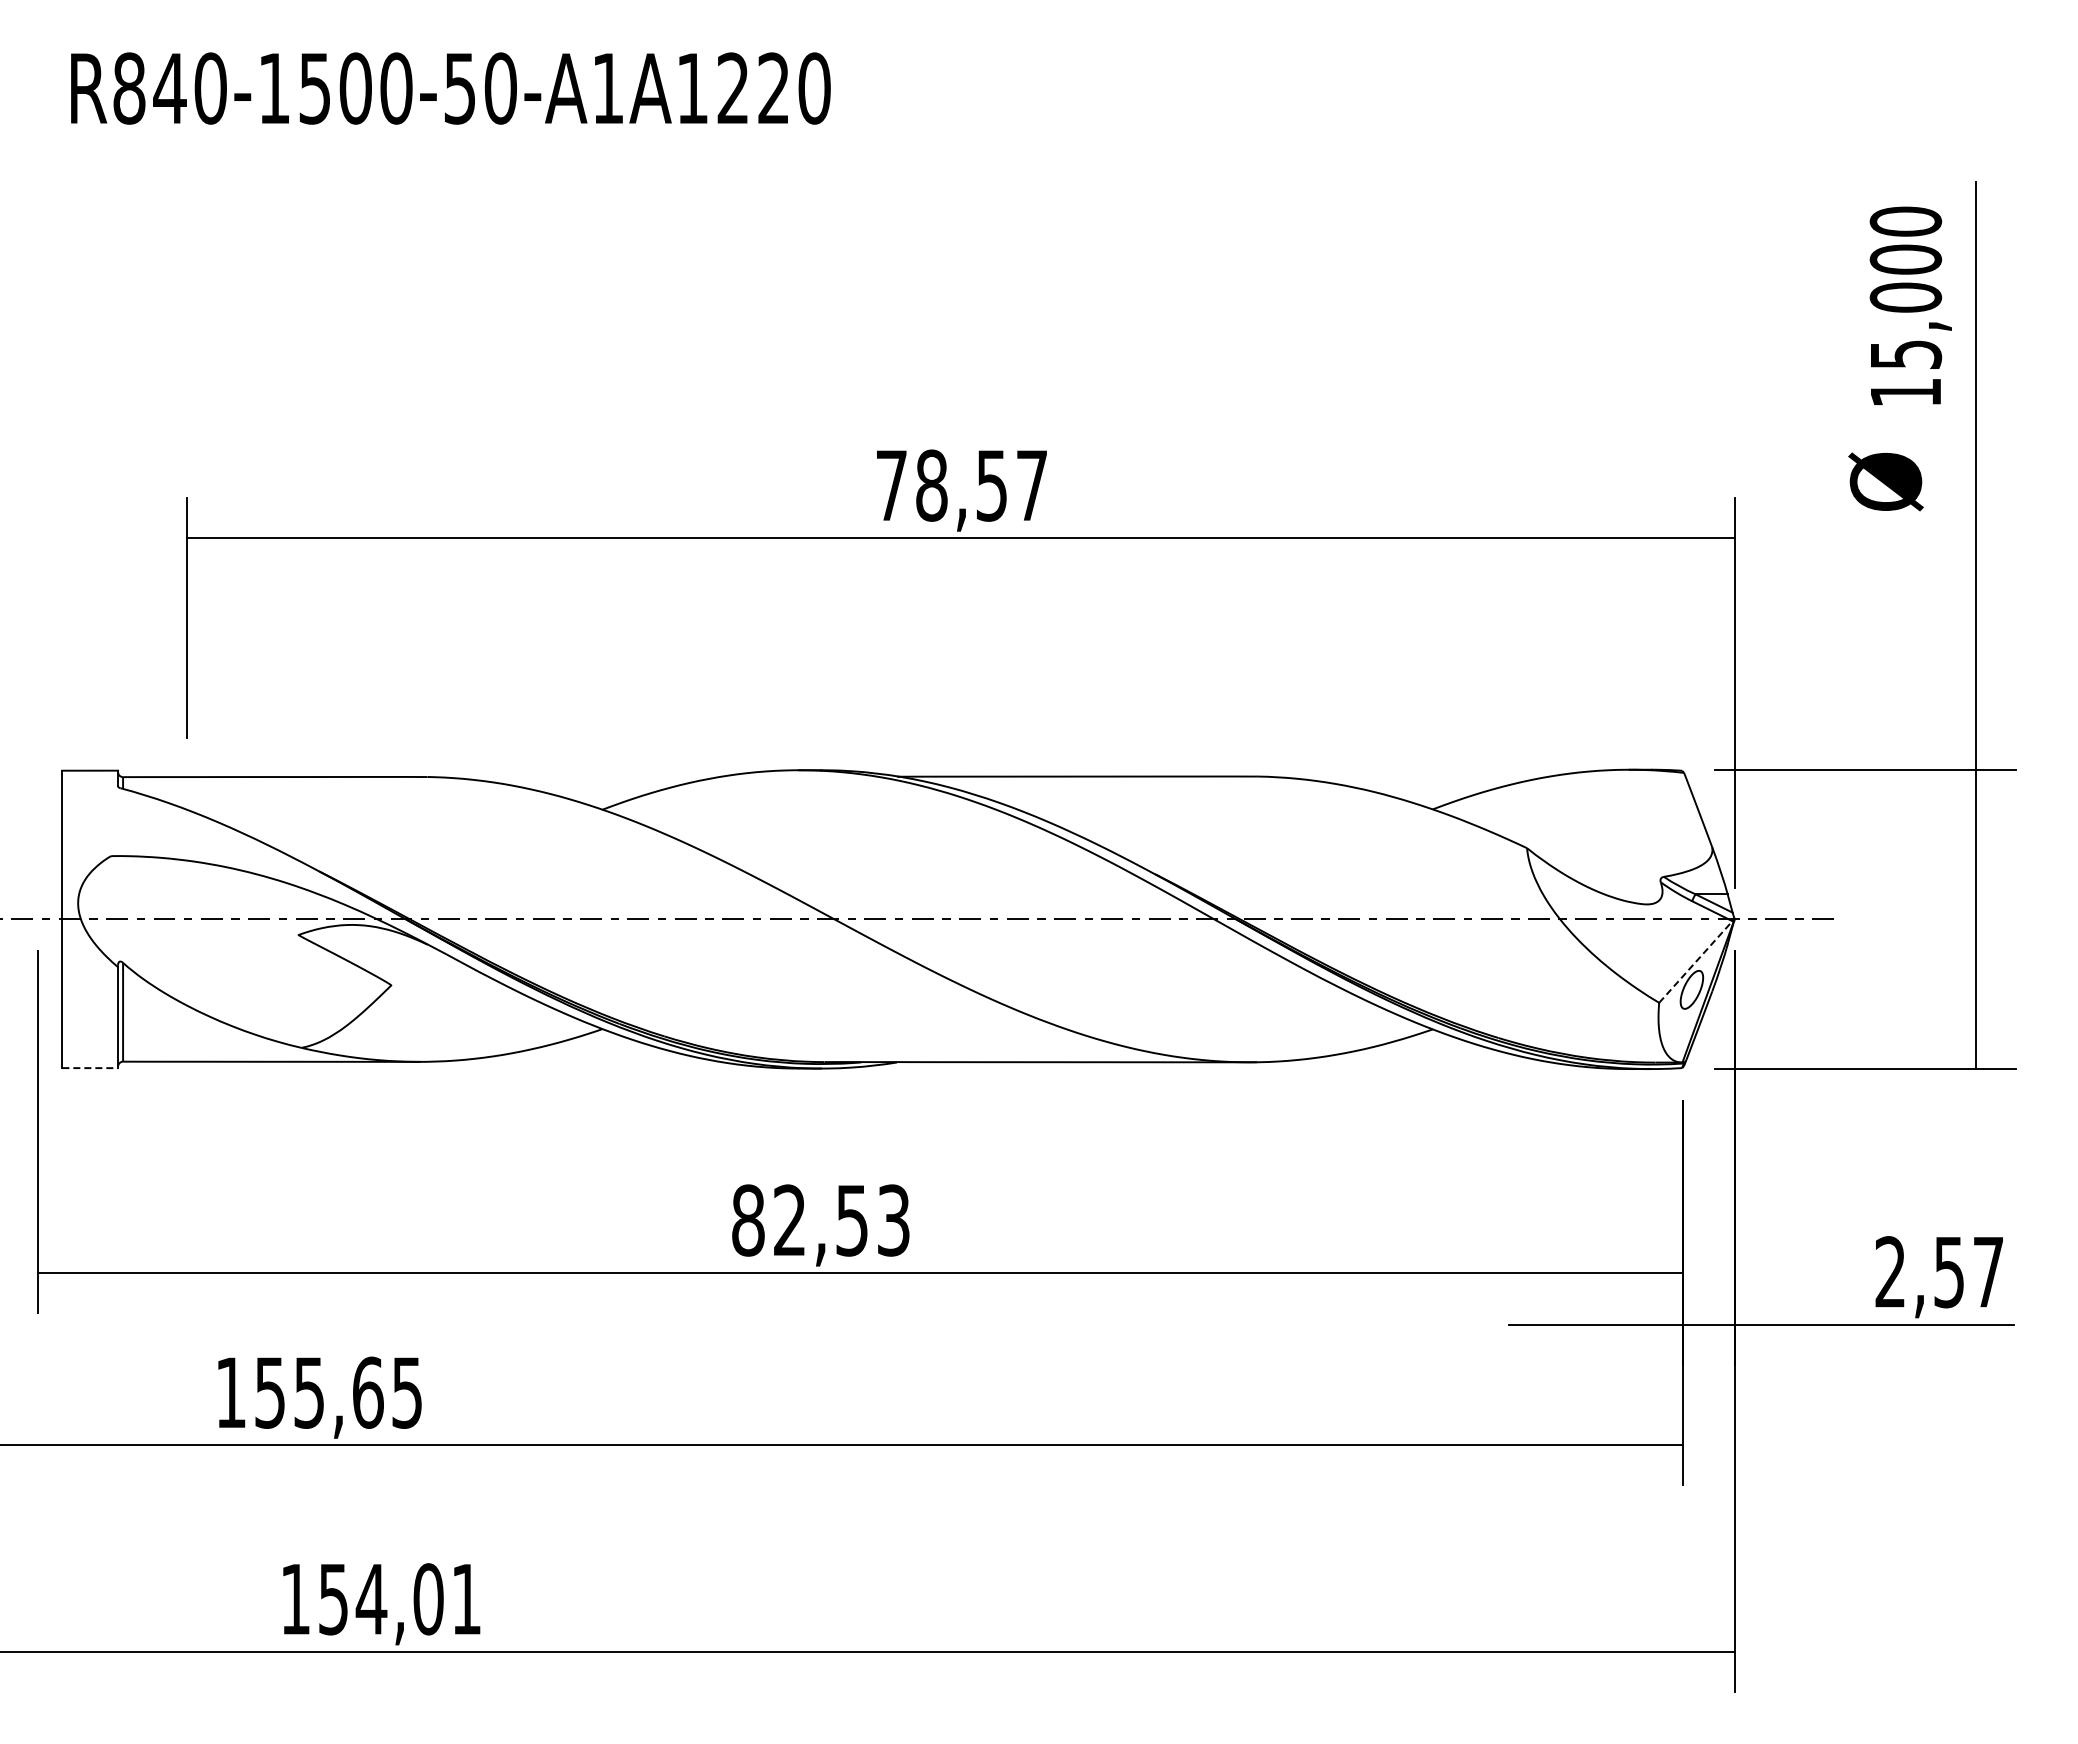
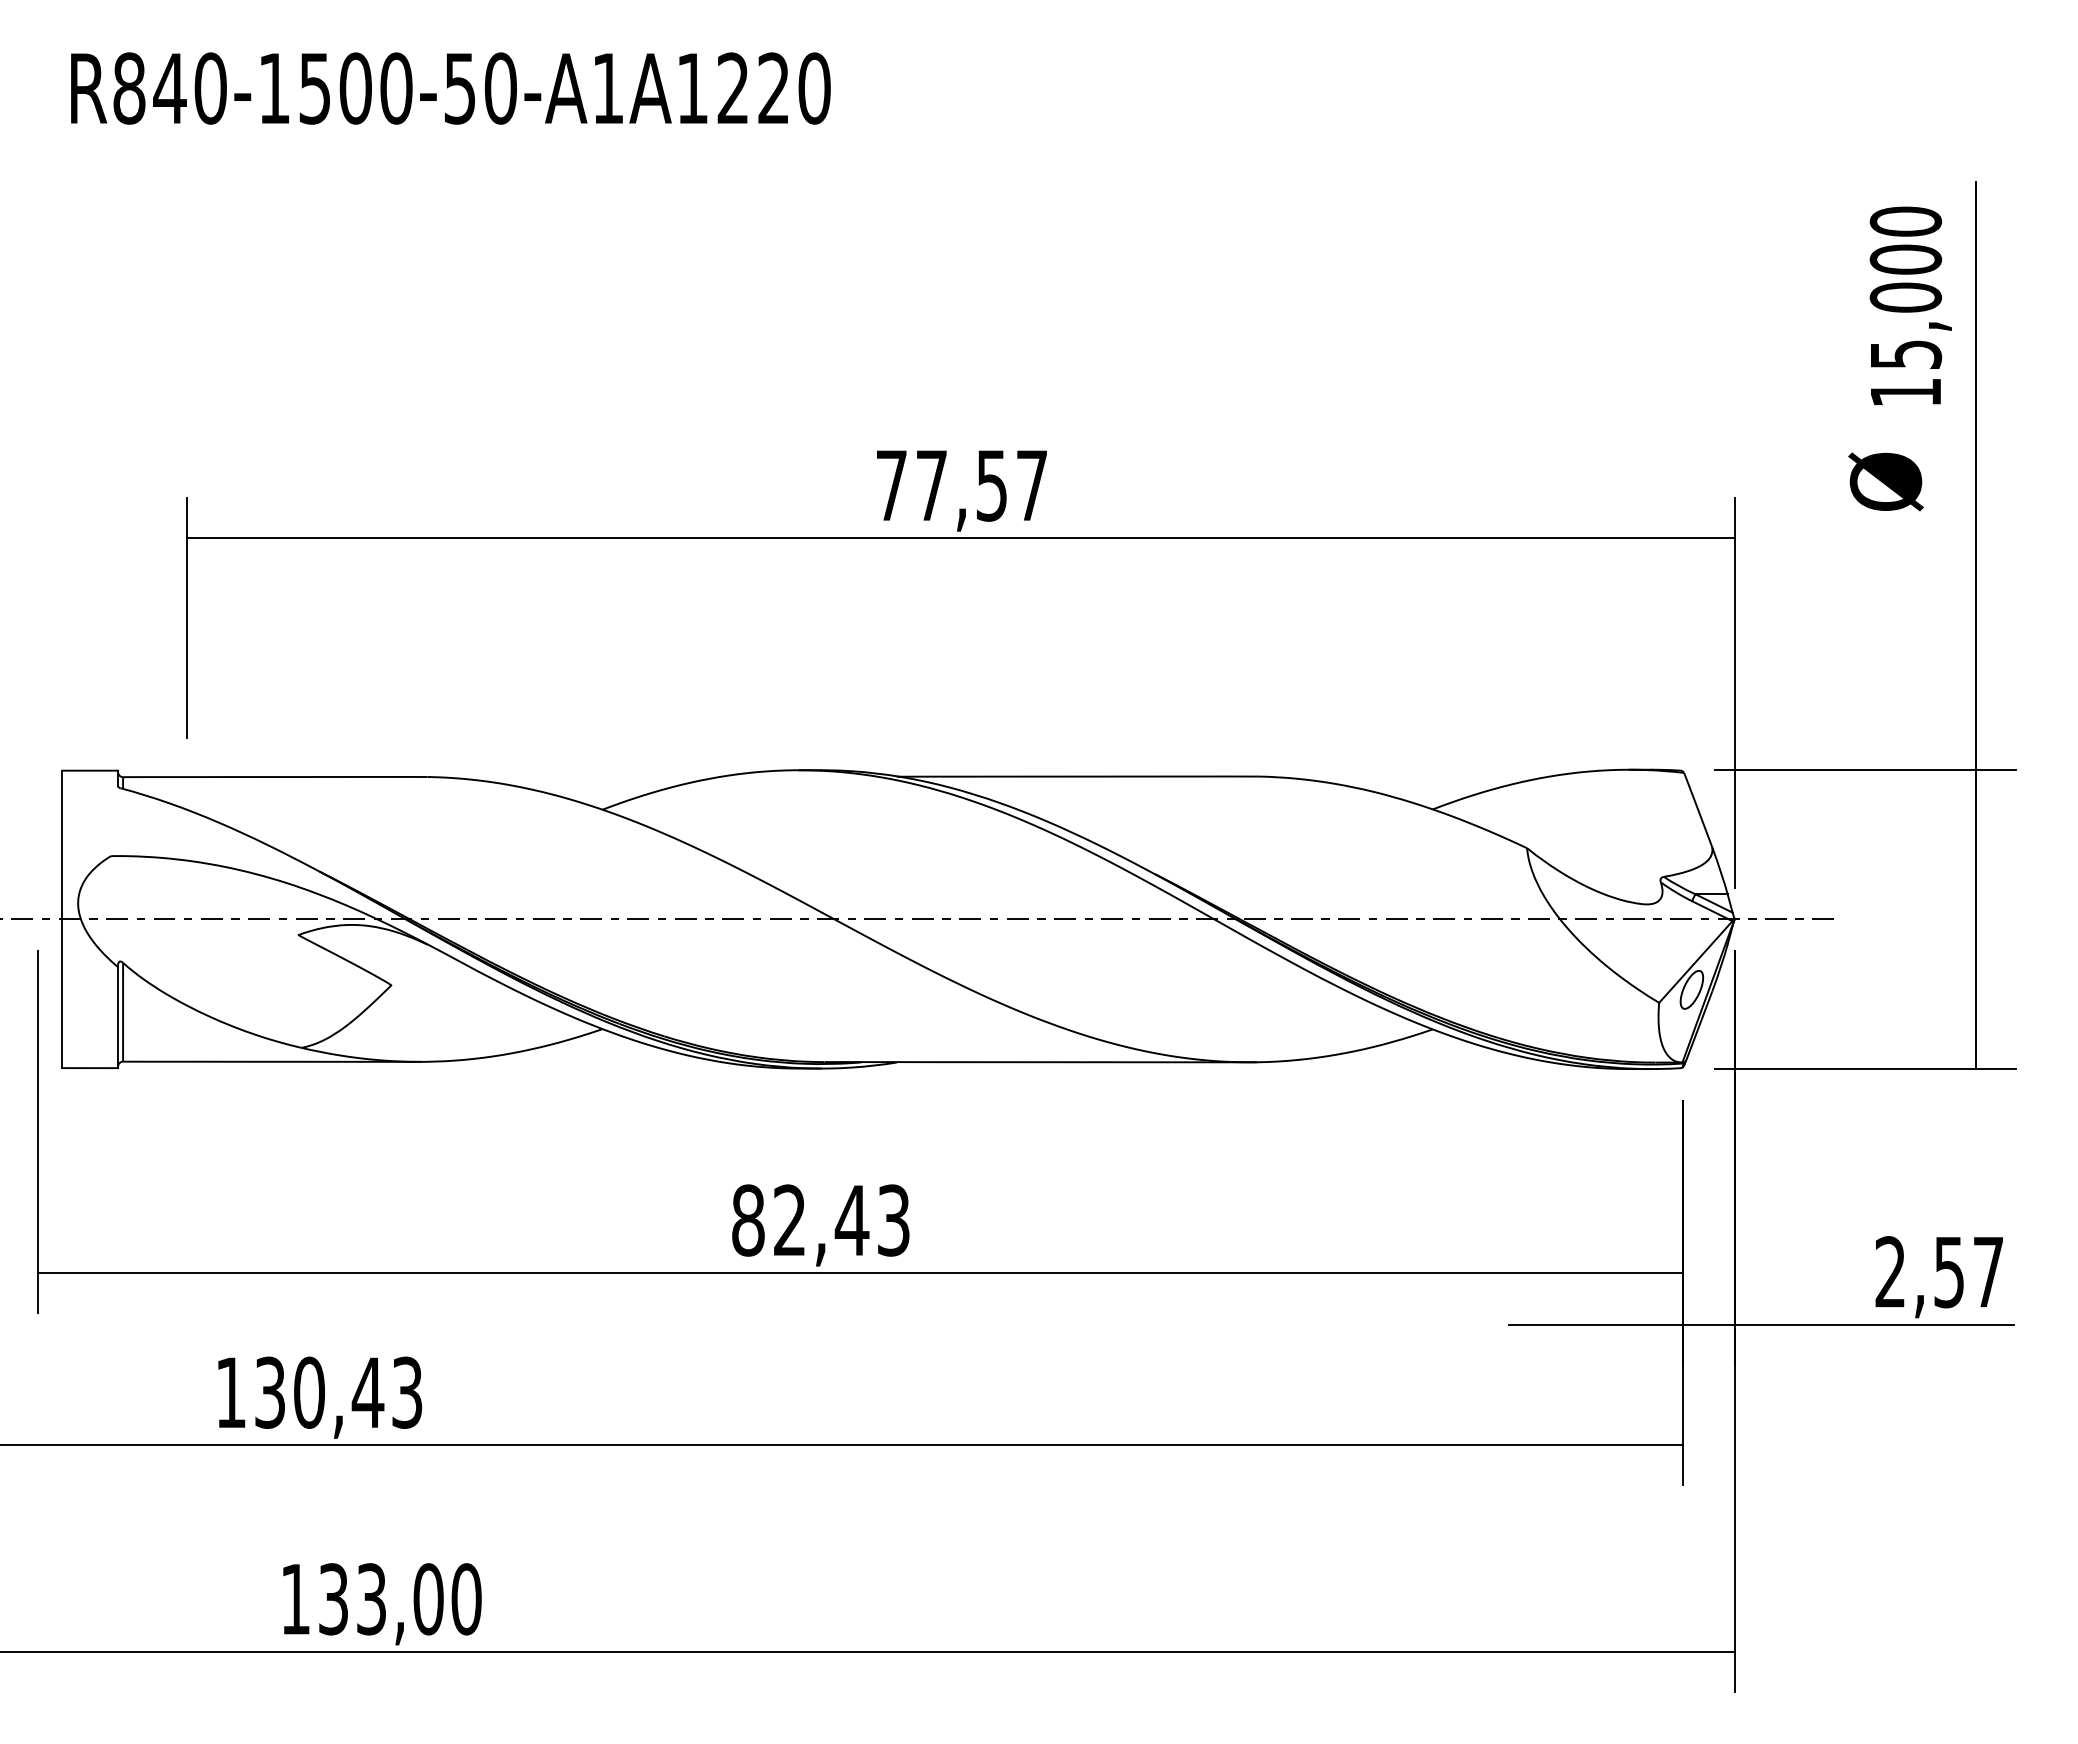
text: 78,57 -> 77,57 (931, 485)
line: dashed -> solid (1695, 962)
line: dashed -> solid (90, 1068)
text: 82,53 -> 82,43 (851, 1220)
text: 155,65 -> 130,43 (339, 1392)
text: 154,01 -> 133,00 (400, 1599)
